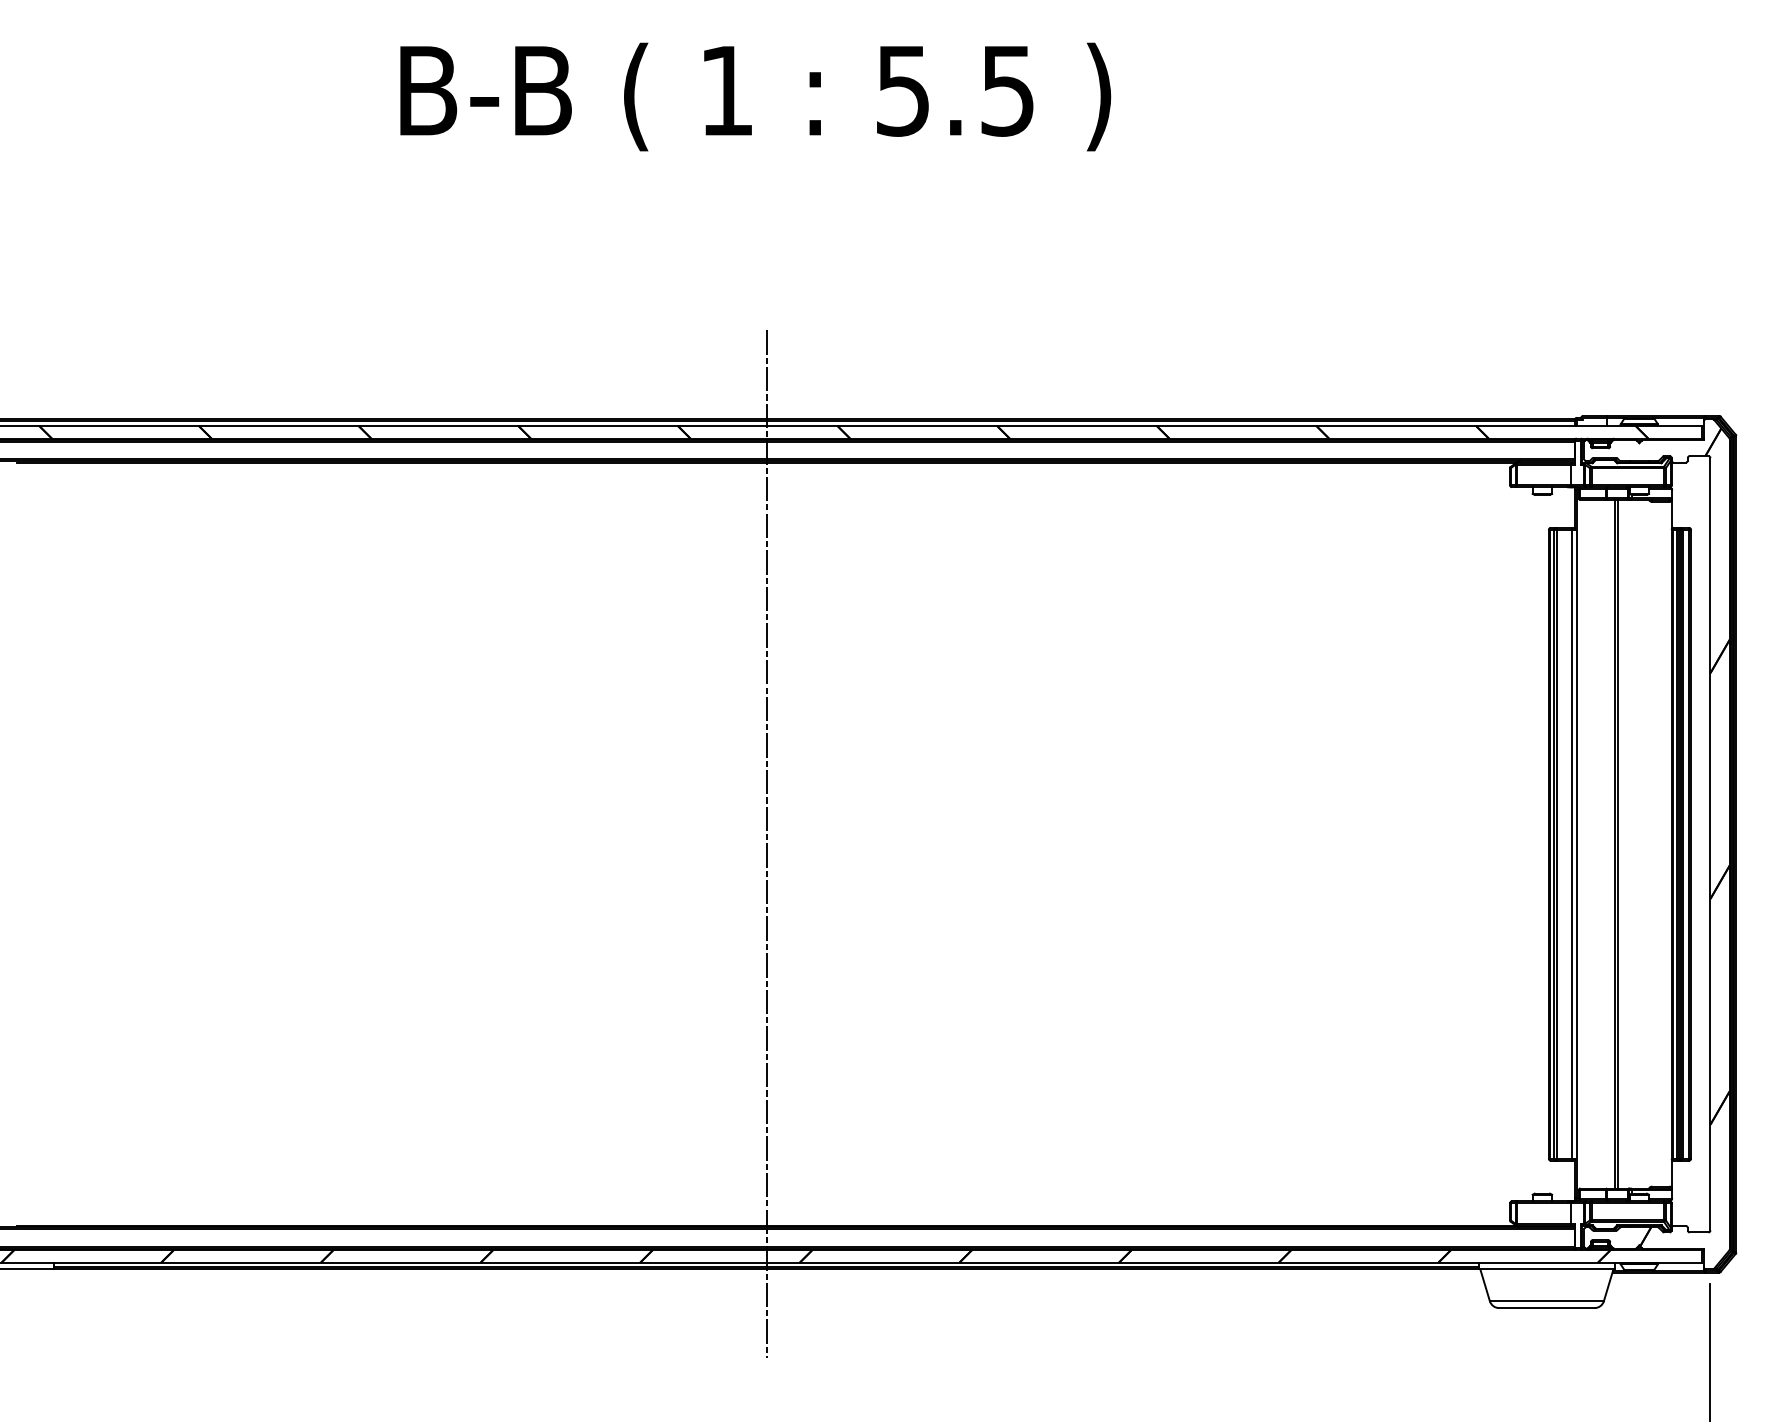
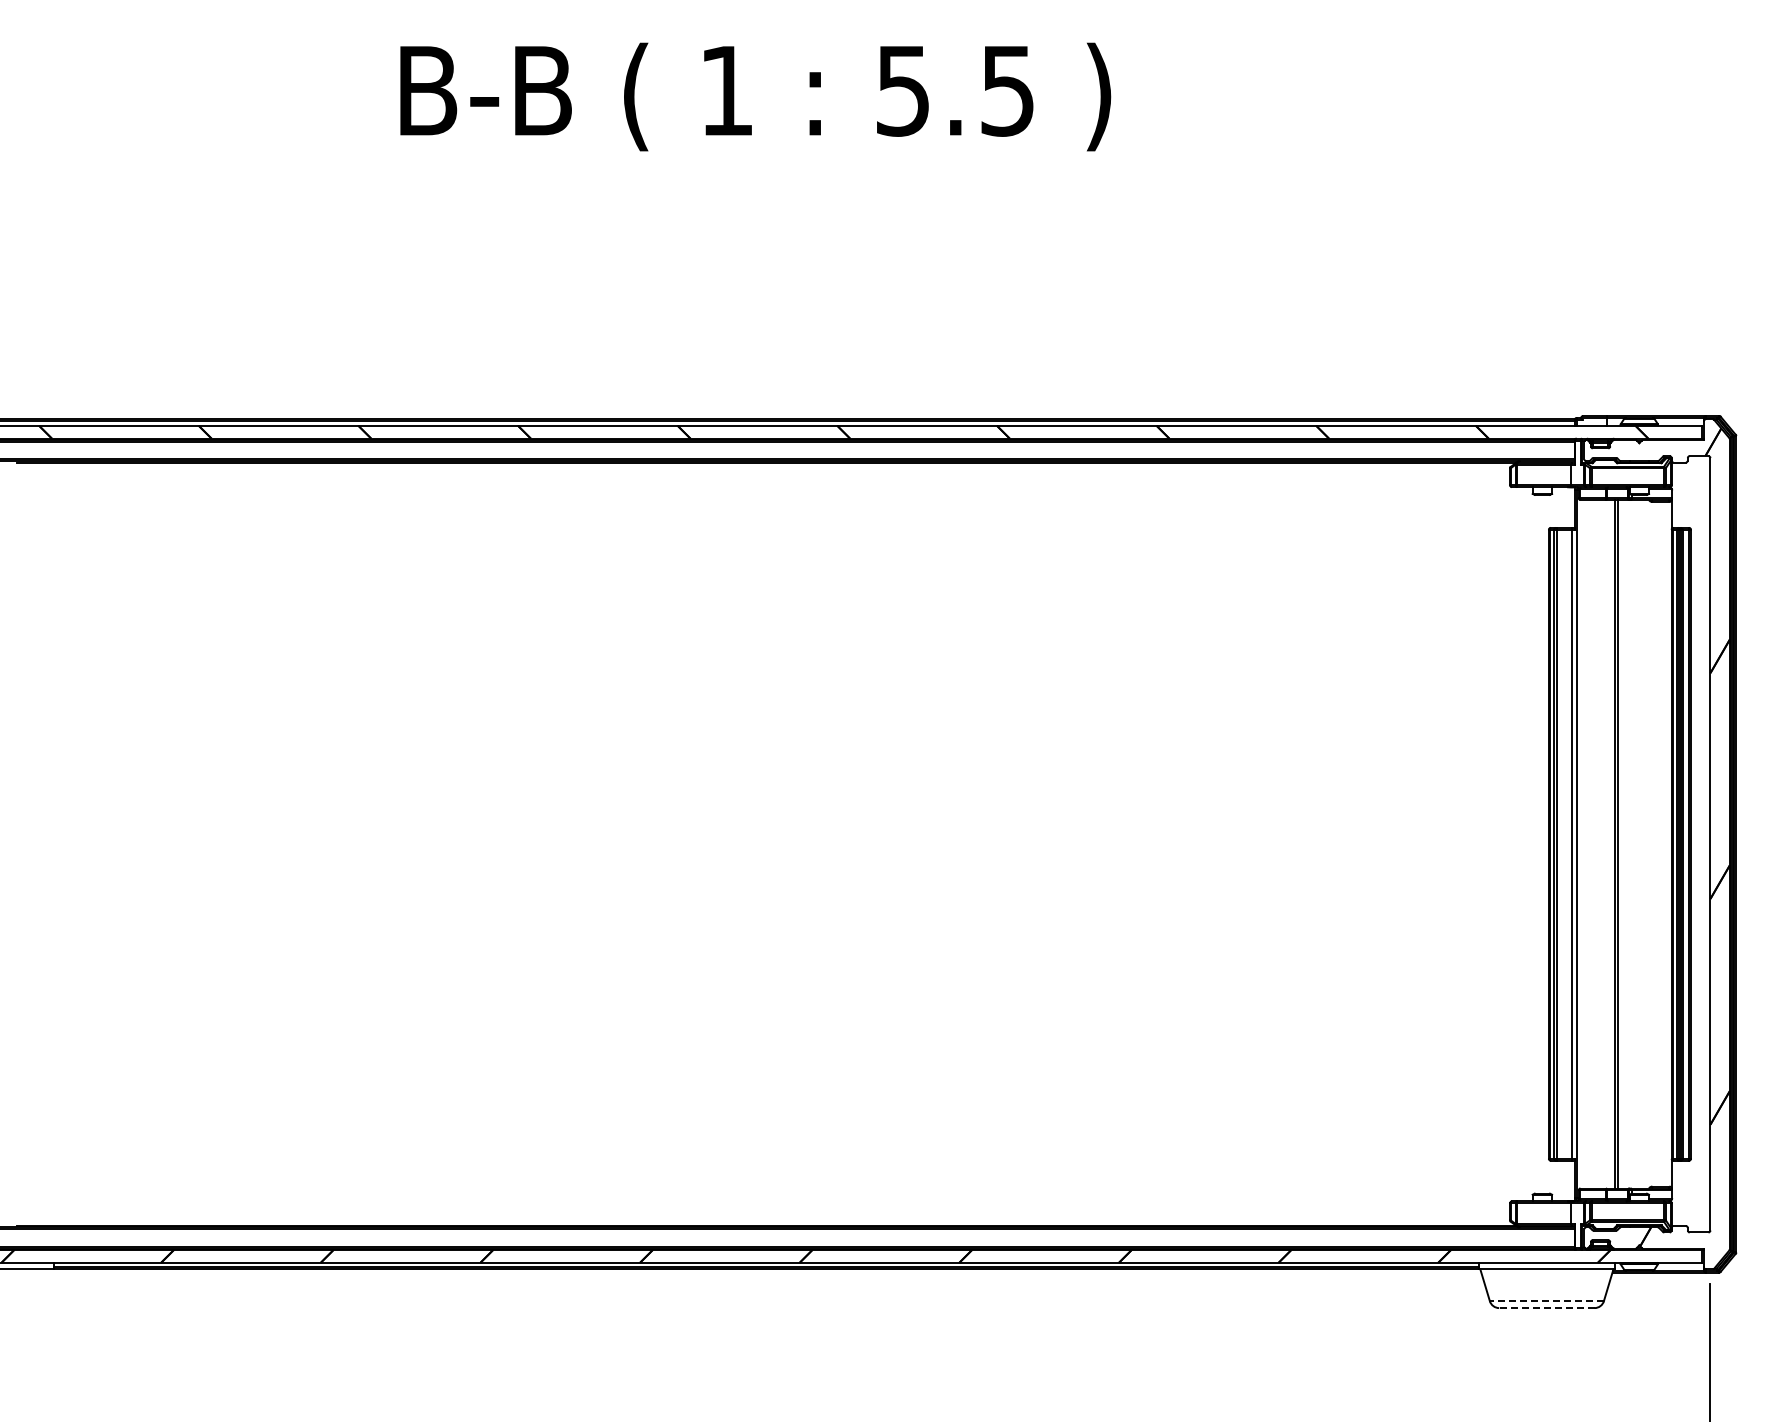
line: present -> none (766, 844)
line: solid -> dashed (1546, 1301)
line: solid -> dashed (1546, 1308)
